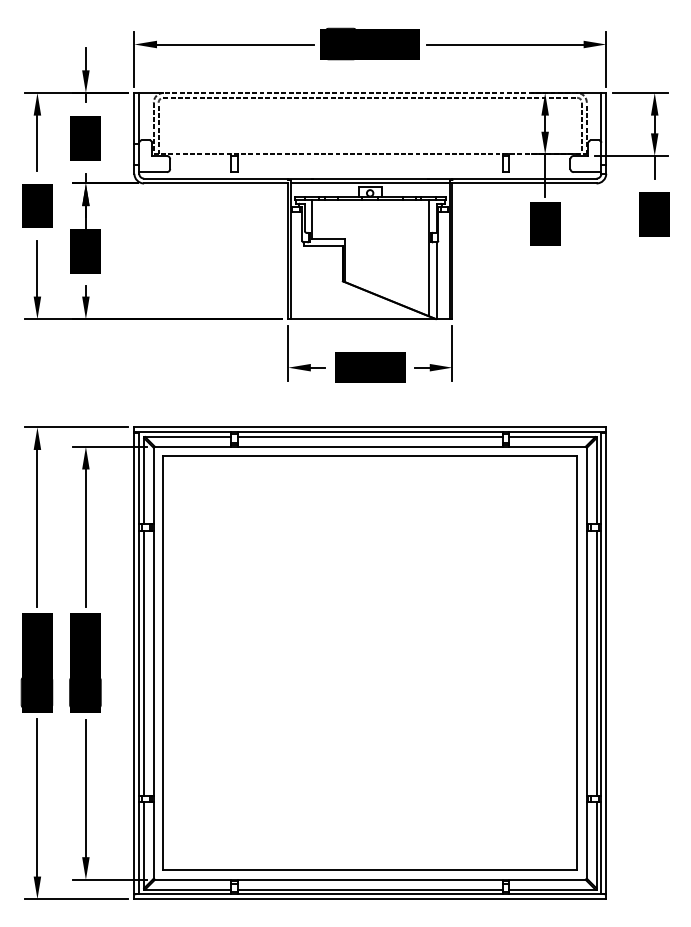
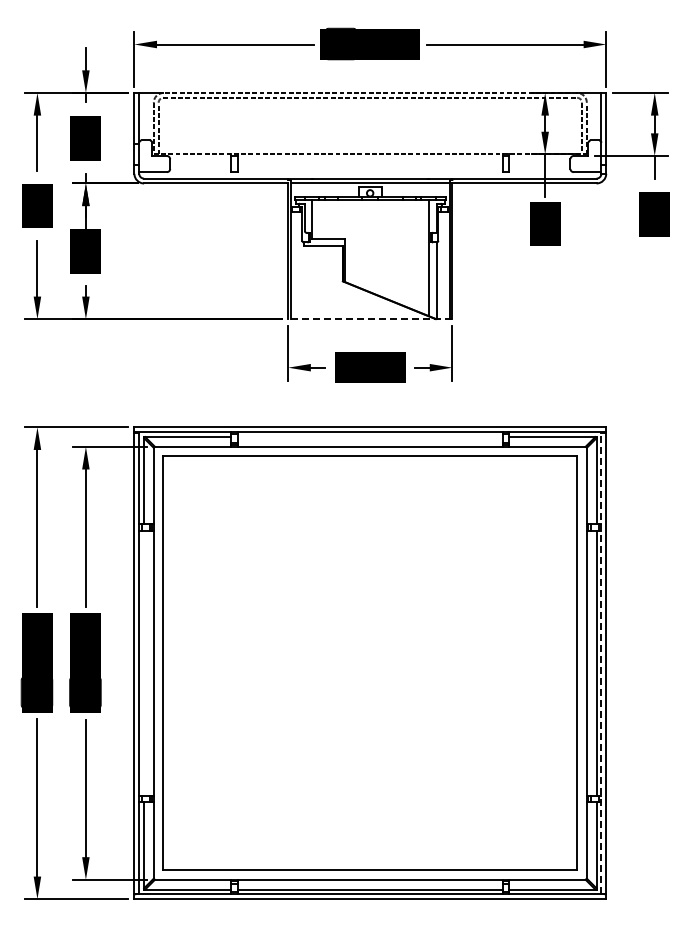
line: solid -> dashed (369, 319)
line: present -> none (369, 437)
line: present -> none (144, 662)
line: solid -> dashed (601, 663)
